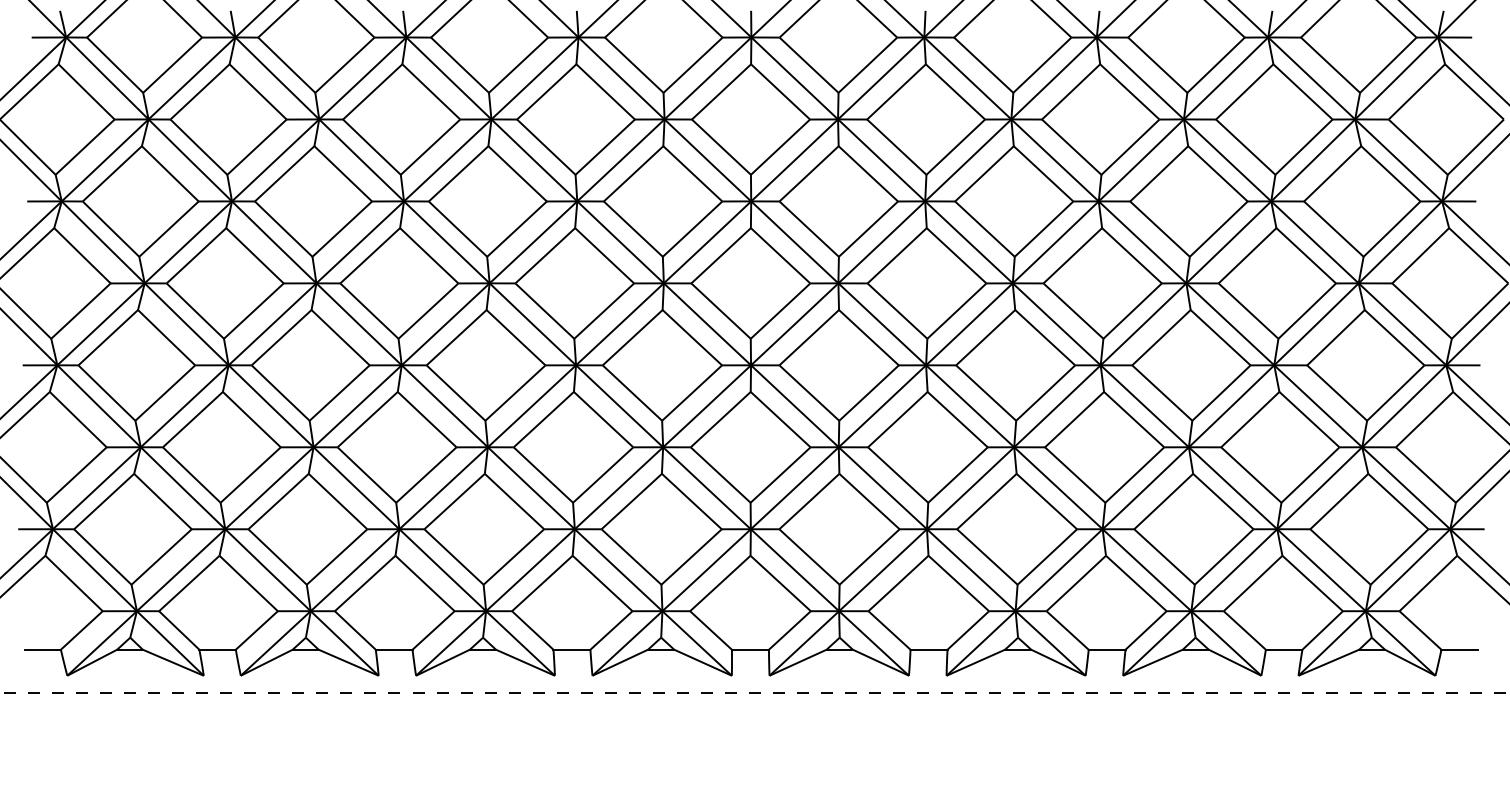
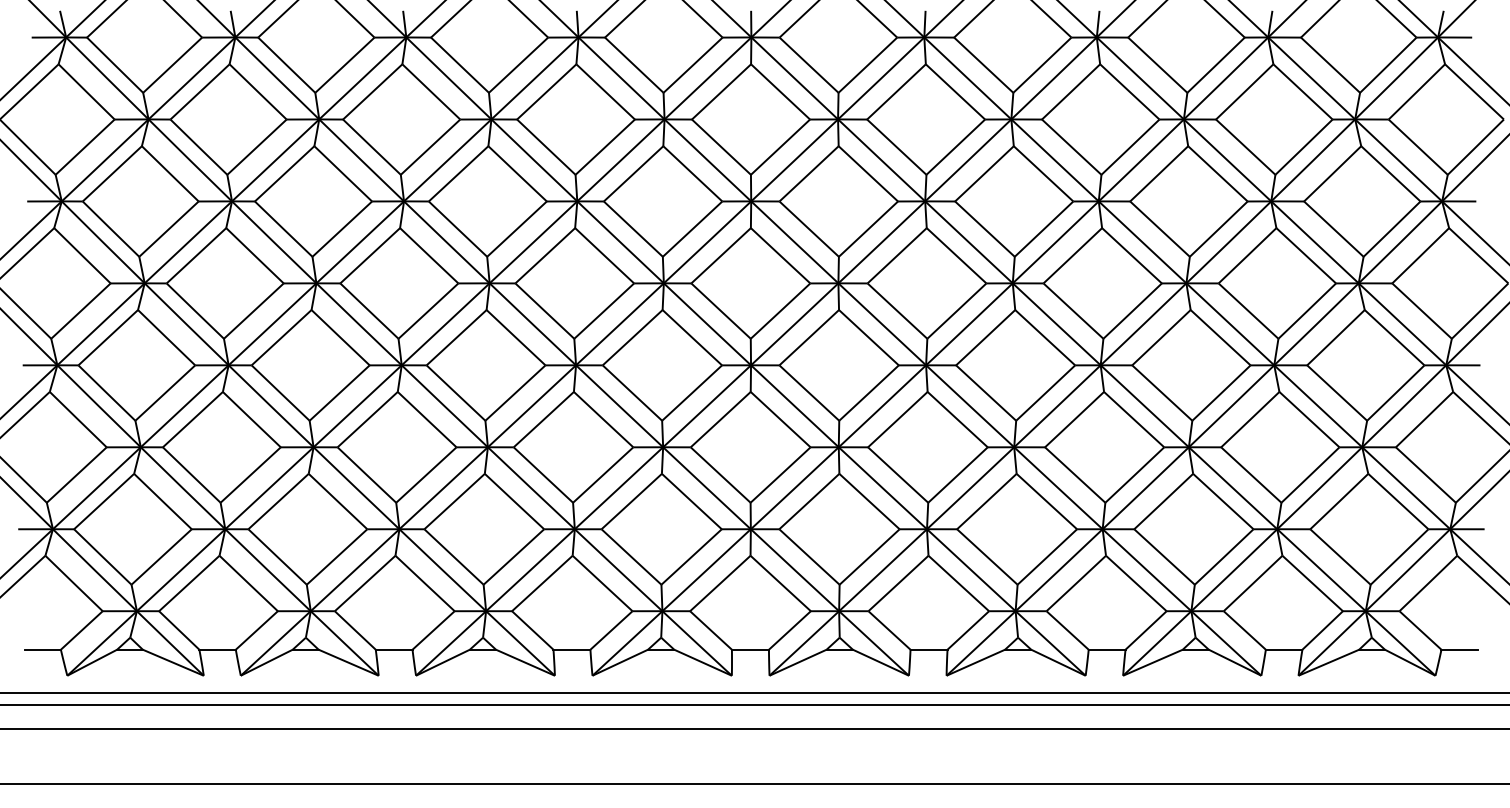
line: dashed -> solid (755, 693)
line: none -> present (754, 705)
line: none -> present (754, 729)
line: none -> present (754, 783)
